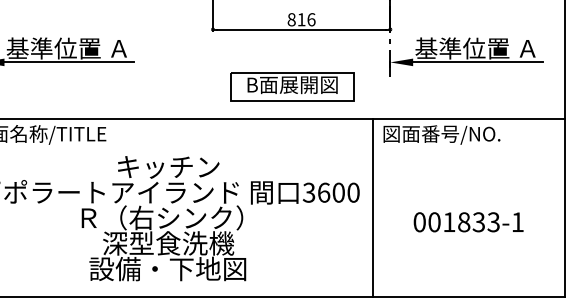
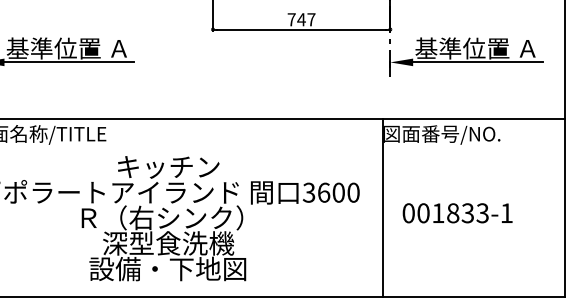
text: 816 -> 747 (301, 19)
part: present -> none (292, 86)
line position: (373, 207) -> (383, 207) (383, 207)
text position: (468, 222) -> (457, 213) (457, 213)
